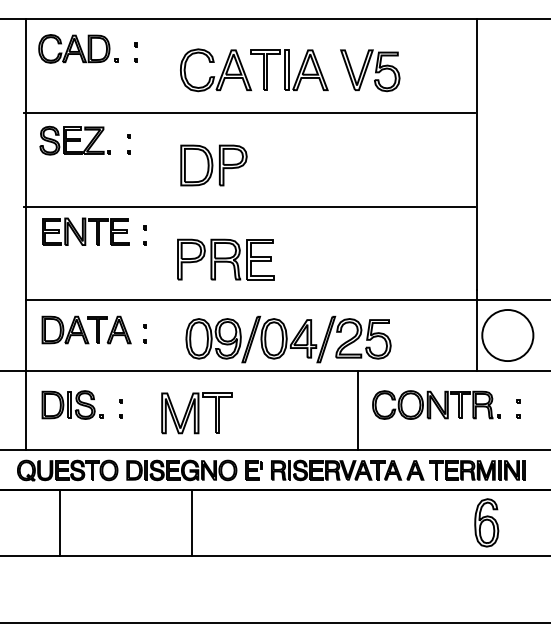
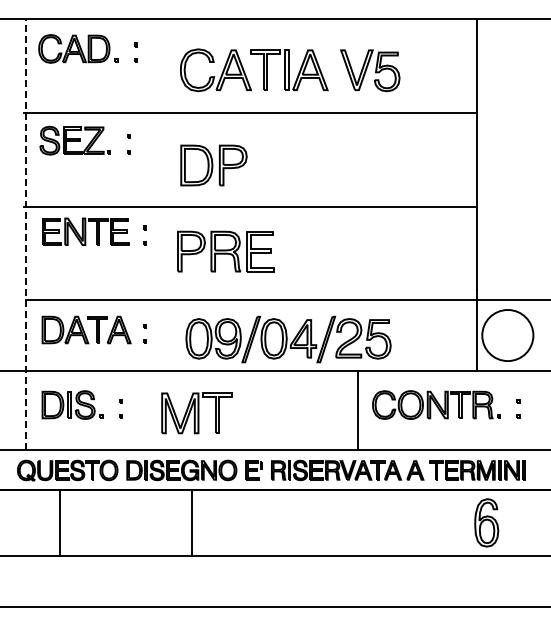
line: solid -> dashed (26, 234)
part position: (225, 259) -> (225, 251) (225, 251)
line position: (274, 622) -> (274, 606) (274, 606)
